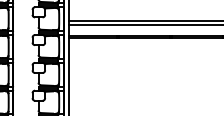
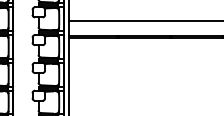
line: present -> none (144, 25)
